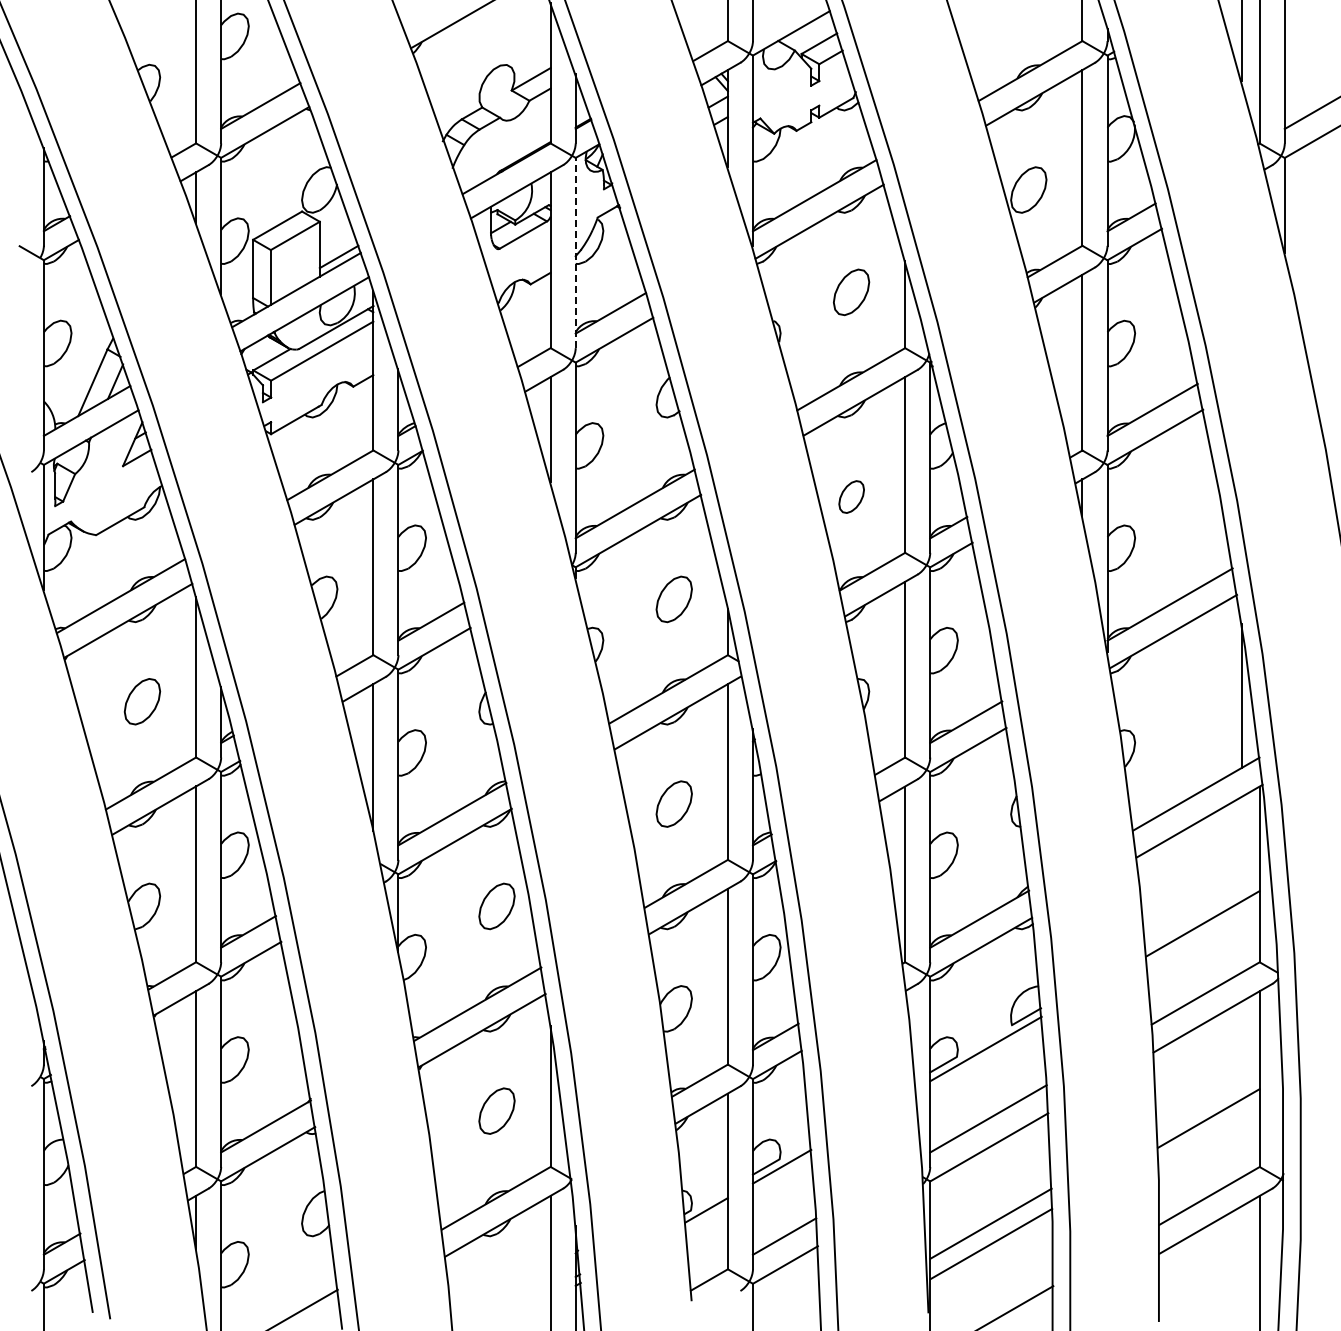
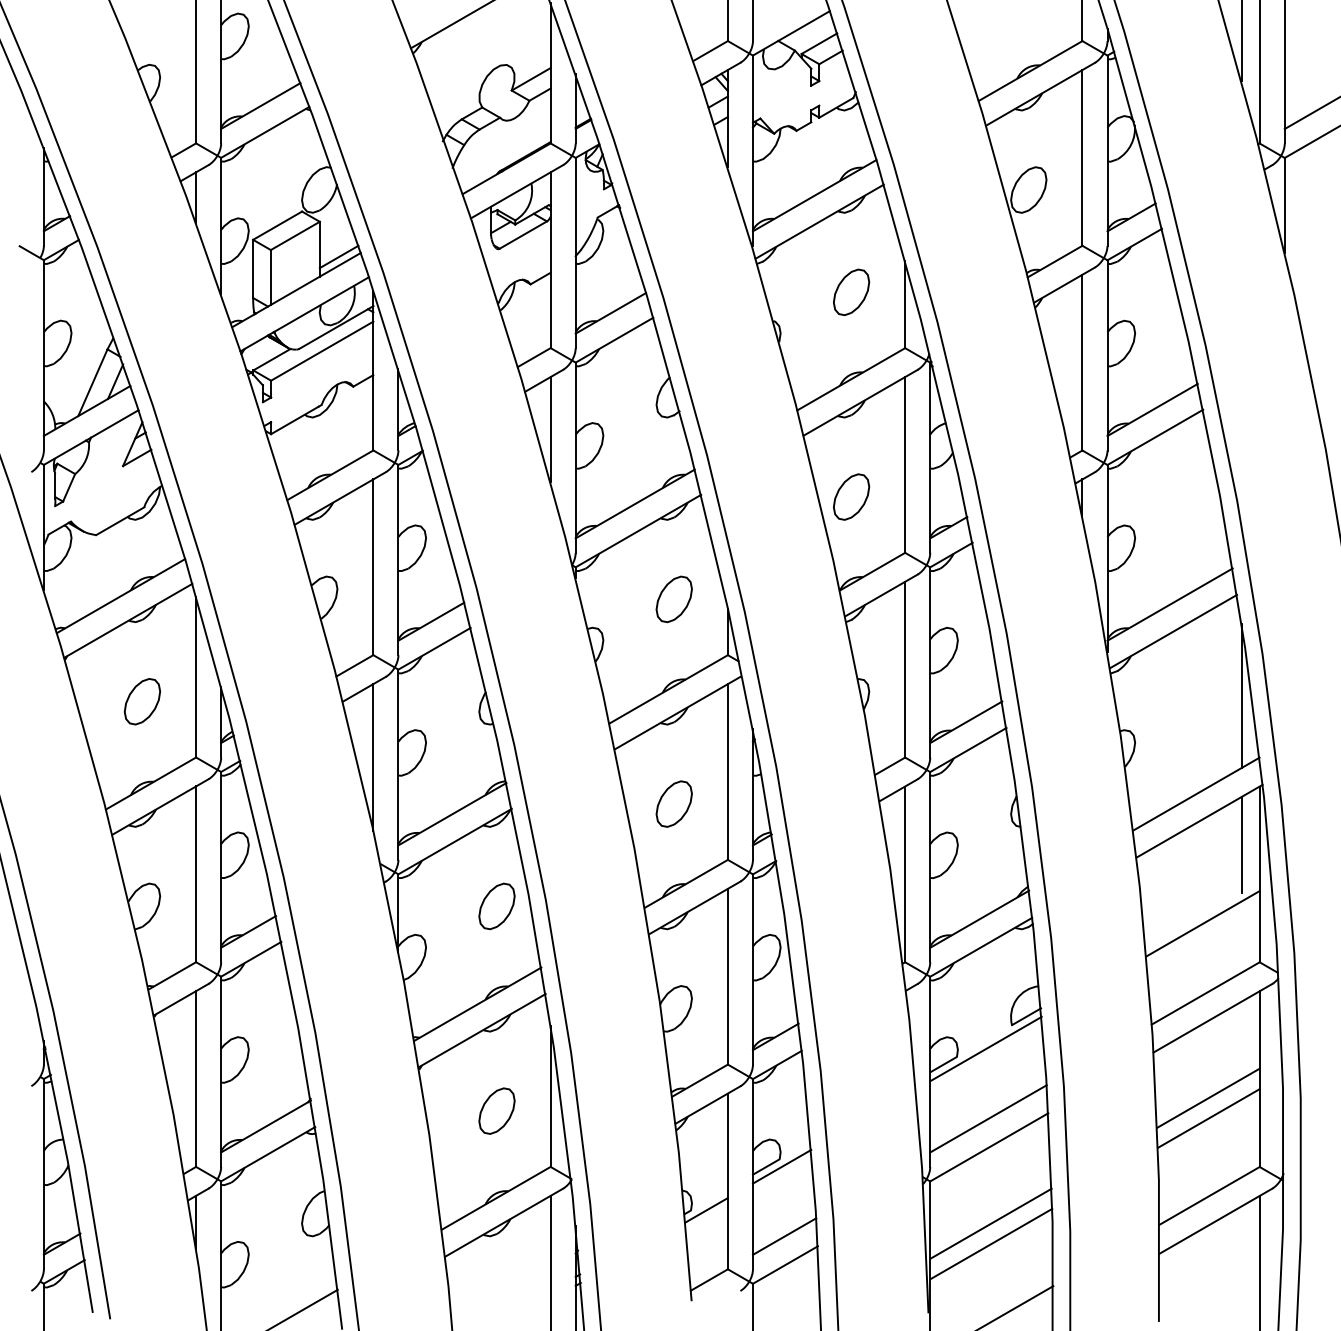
line: dashed -> solid (575, 252)
part size: 27x34 px -> 38x48 px (851, 496)
line: none -> present (1241, 844)
line: none -> present (1208, 1097)
